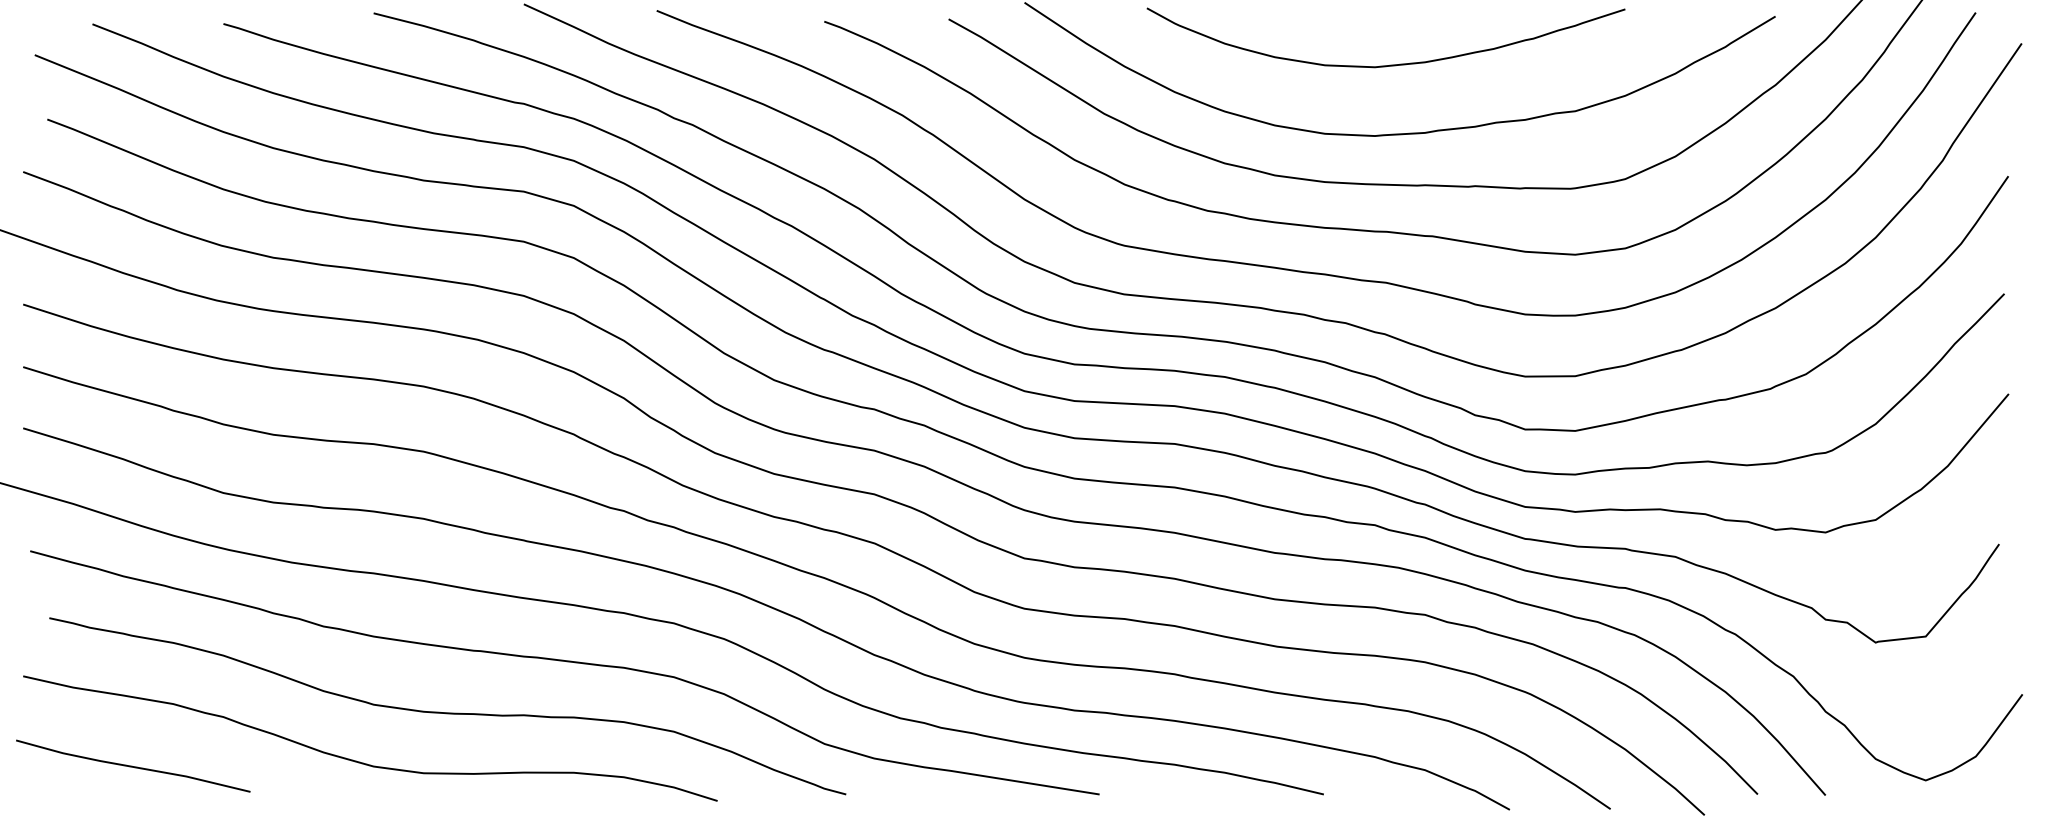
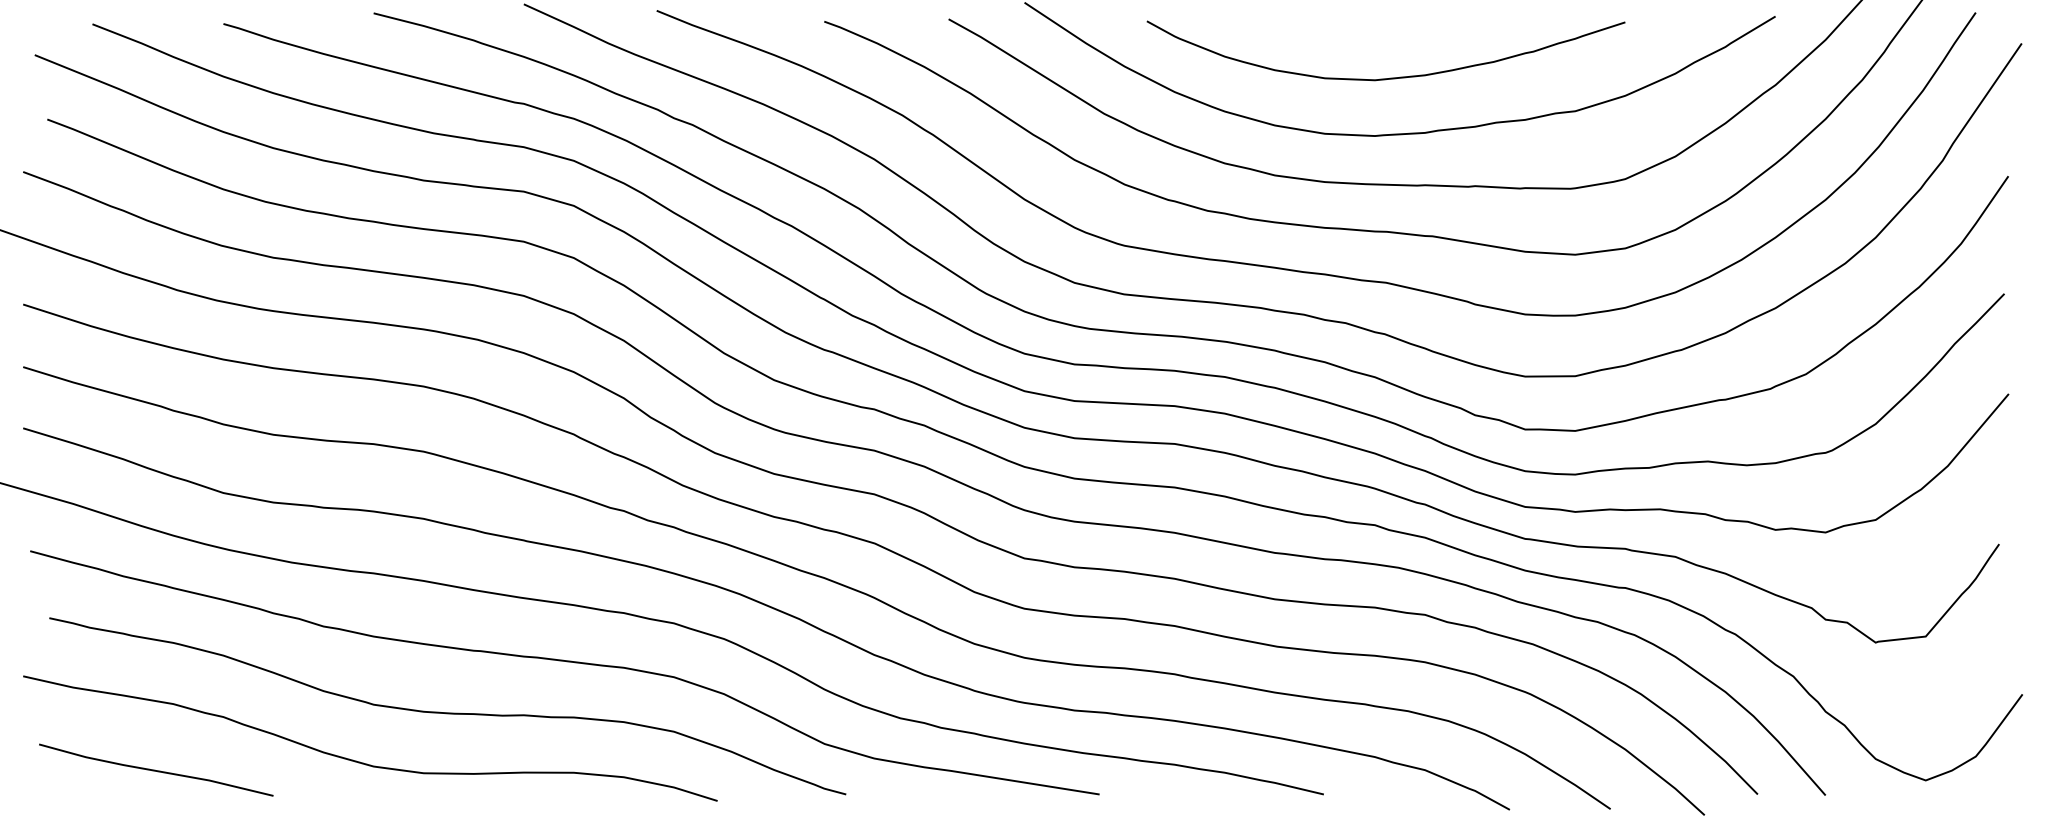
curve position: (1390, 64) -> (1390, 77) (1390, 77)
line position: (132, 765) -> (155, 769) (155, 769)
